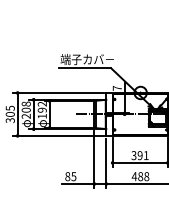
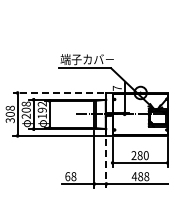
line: solid -> dashed (57, 92)
text: 305 -> 308 (9, 107)
text: 391 -> 280 (139, 155)
line: solid -> dashed (106, 163)
text: 85 -> 68 (70, 176)
